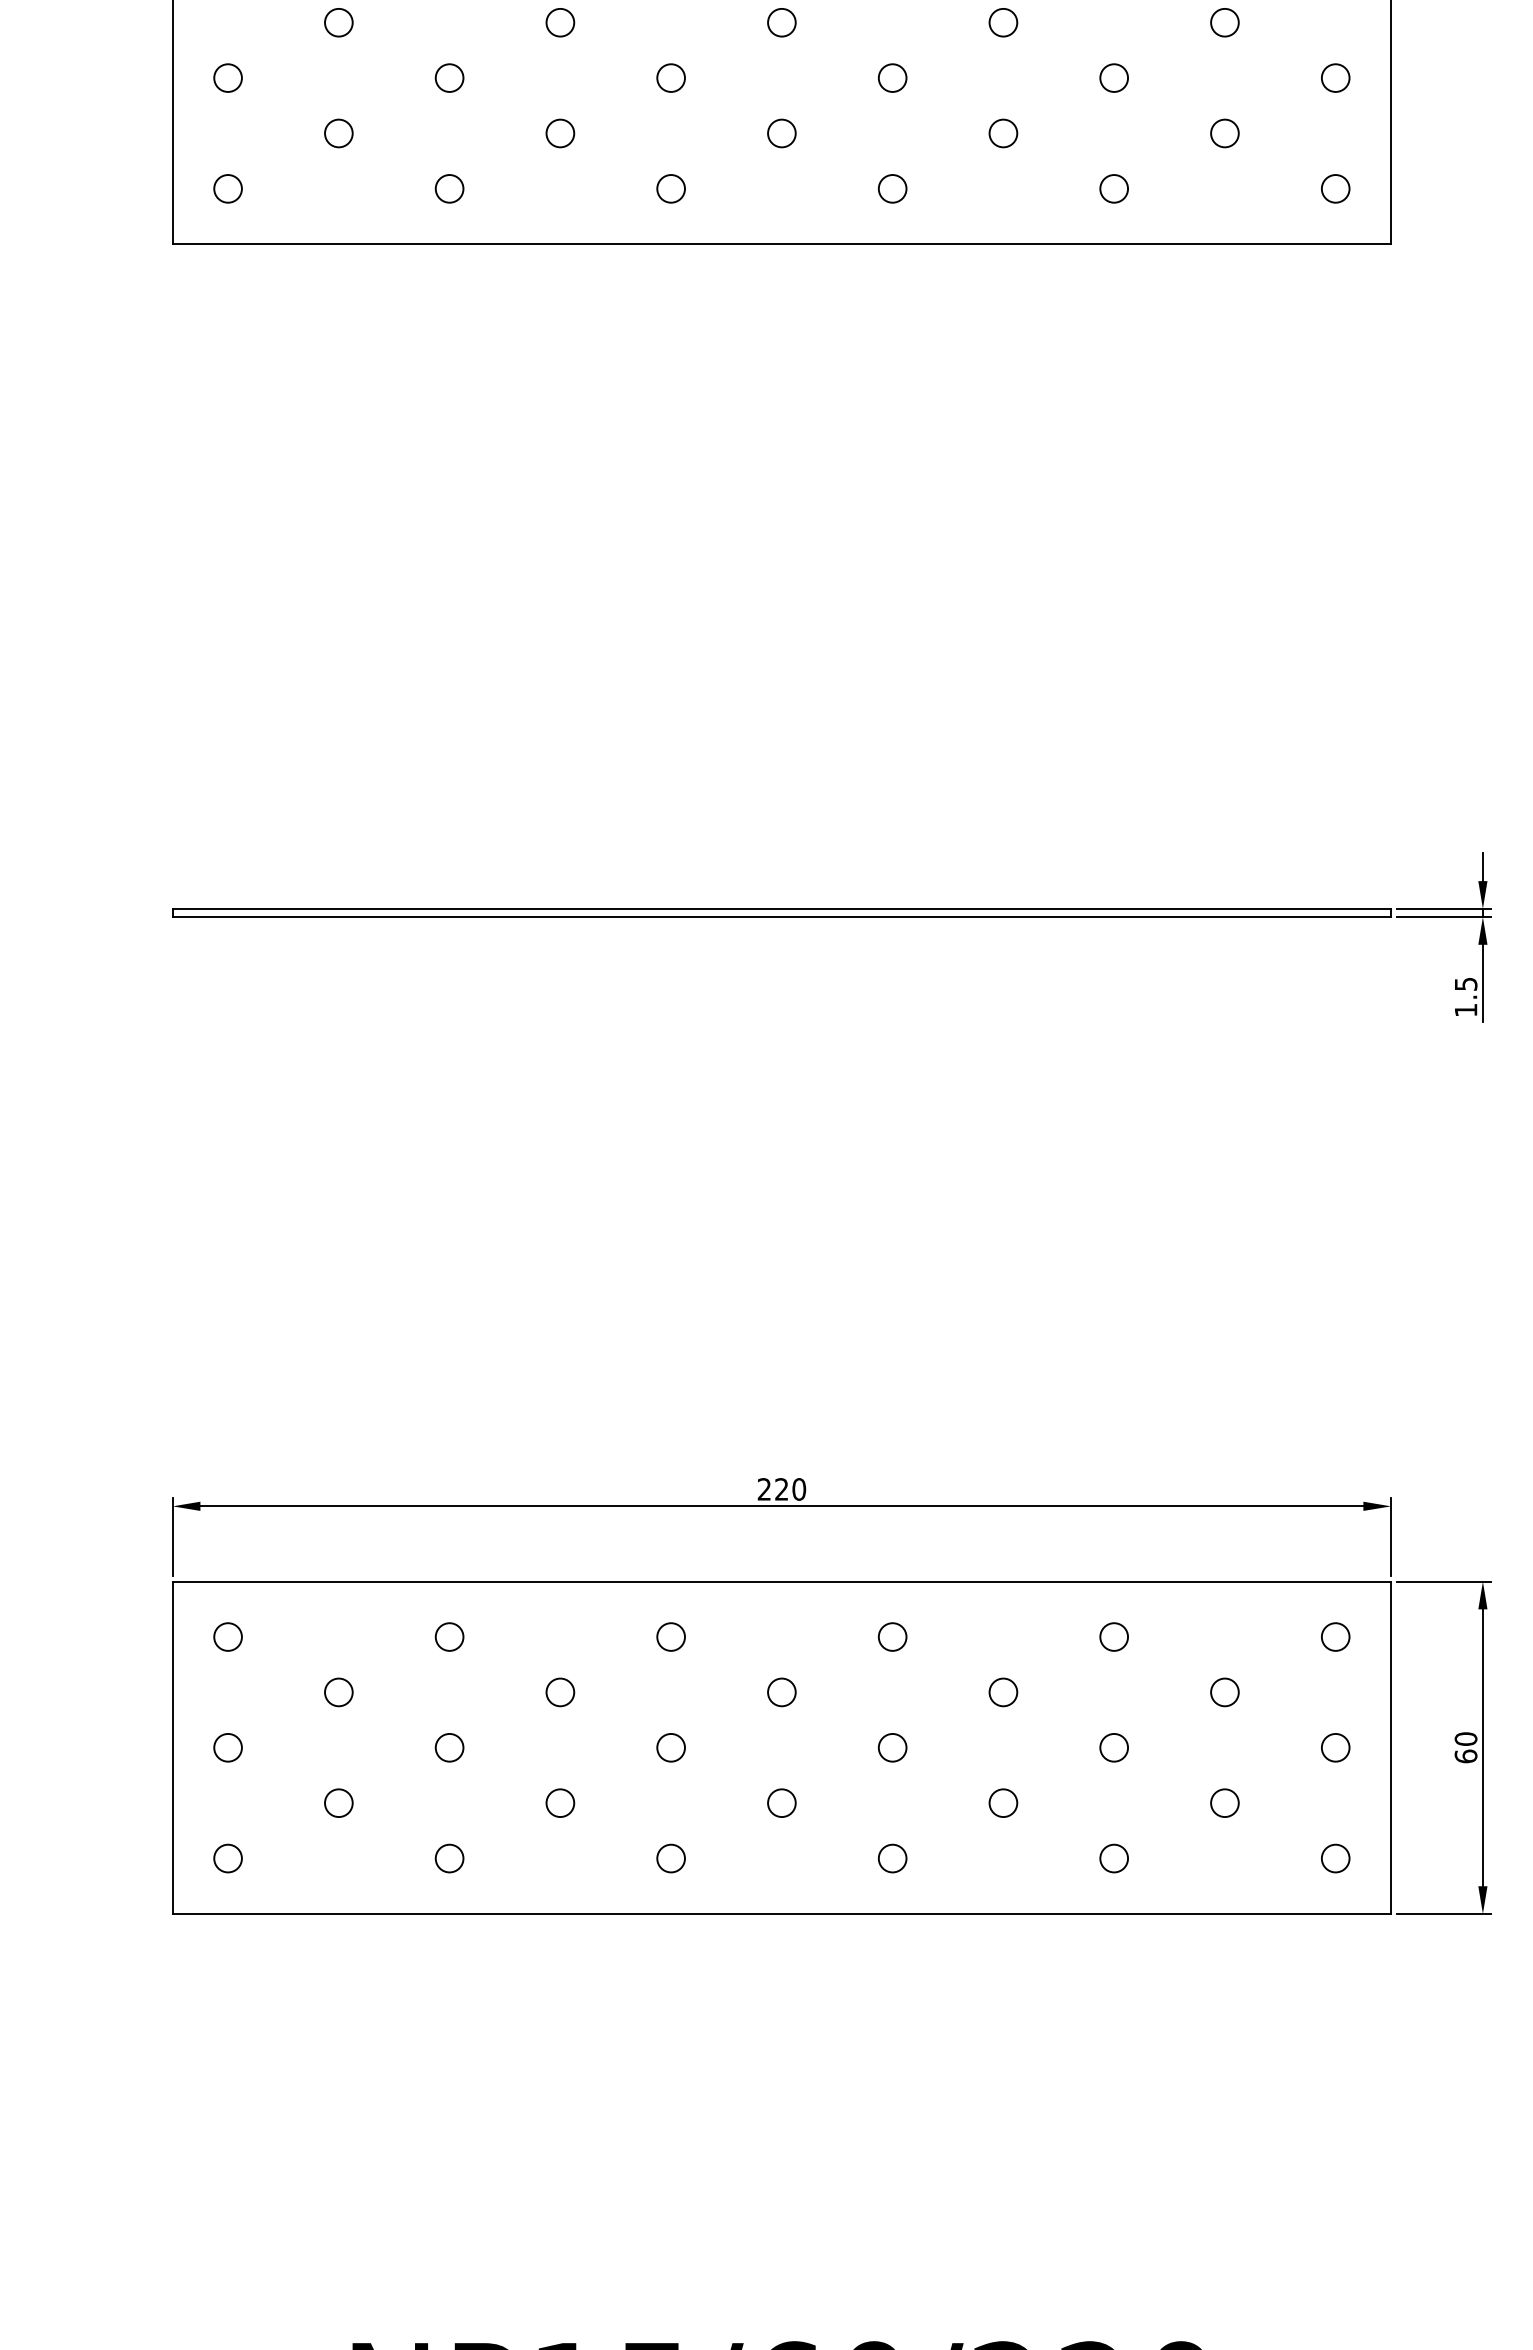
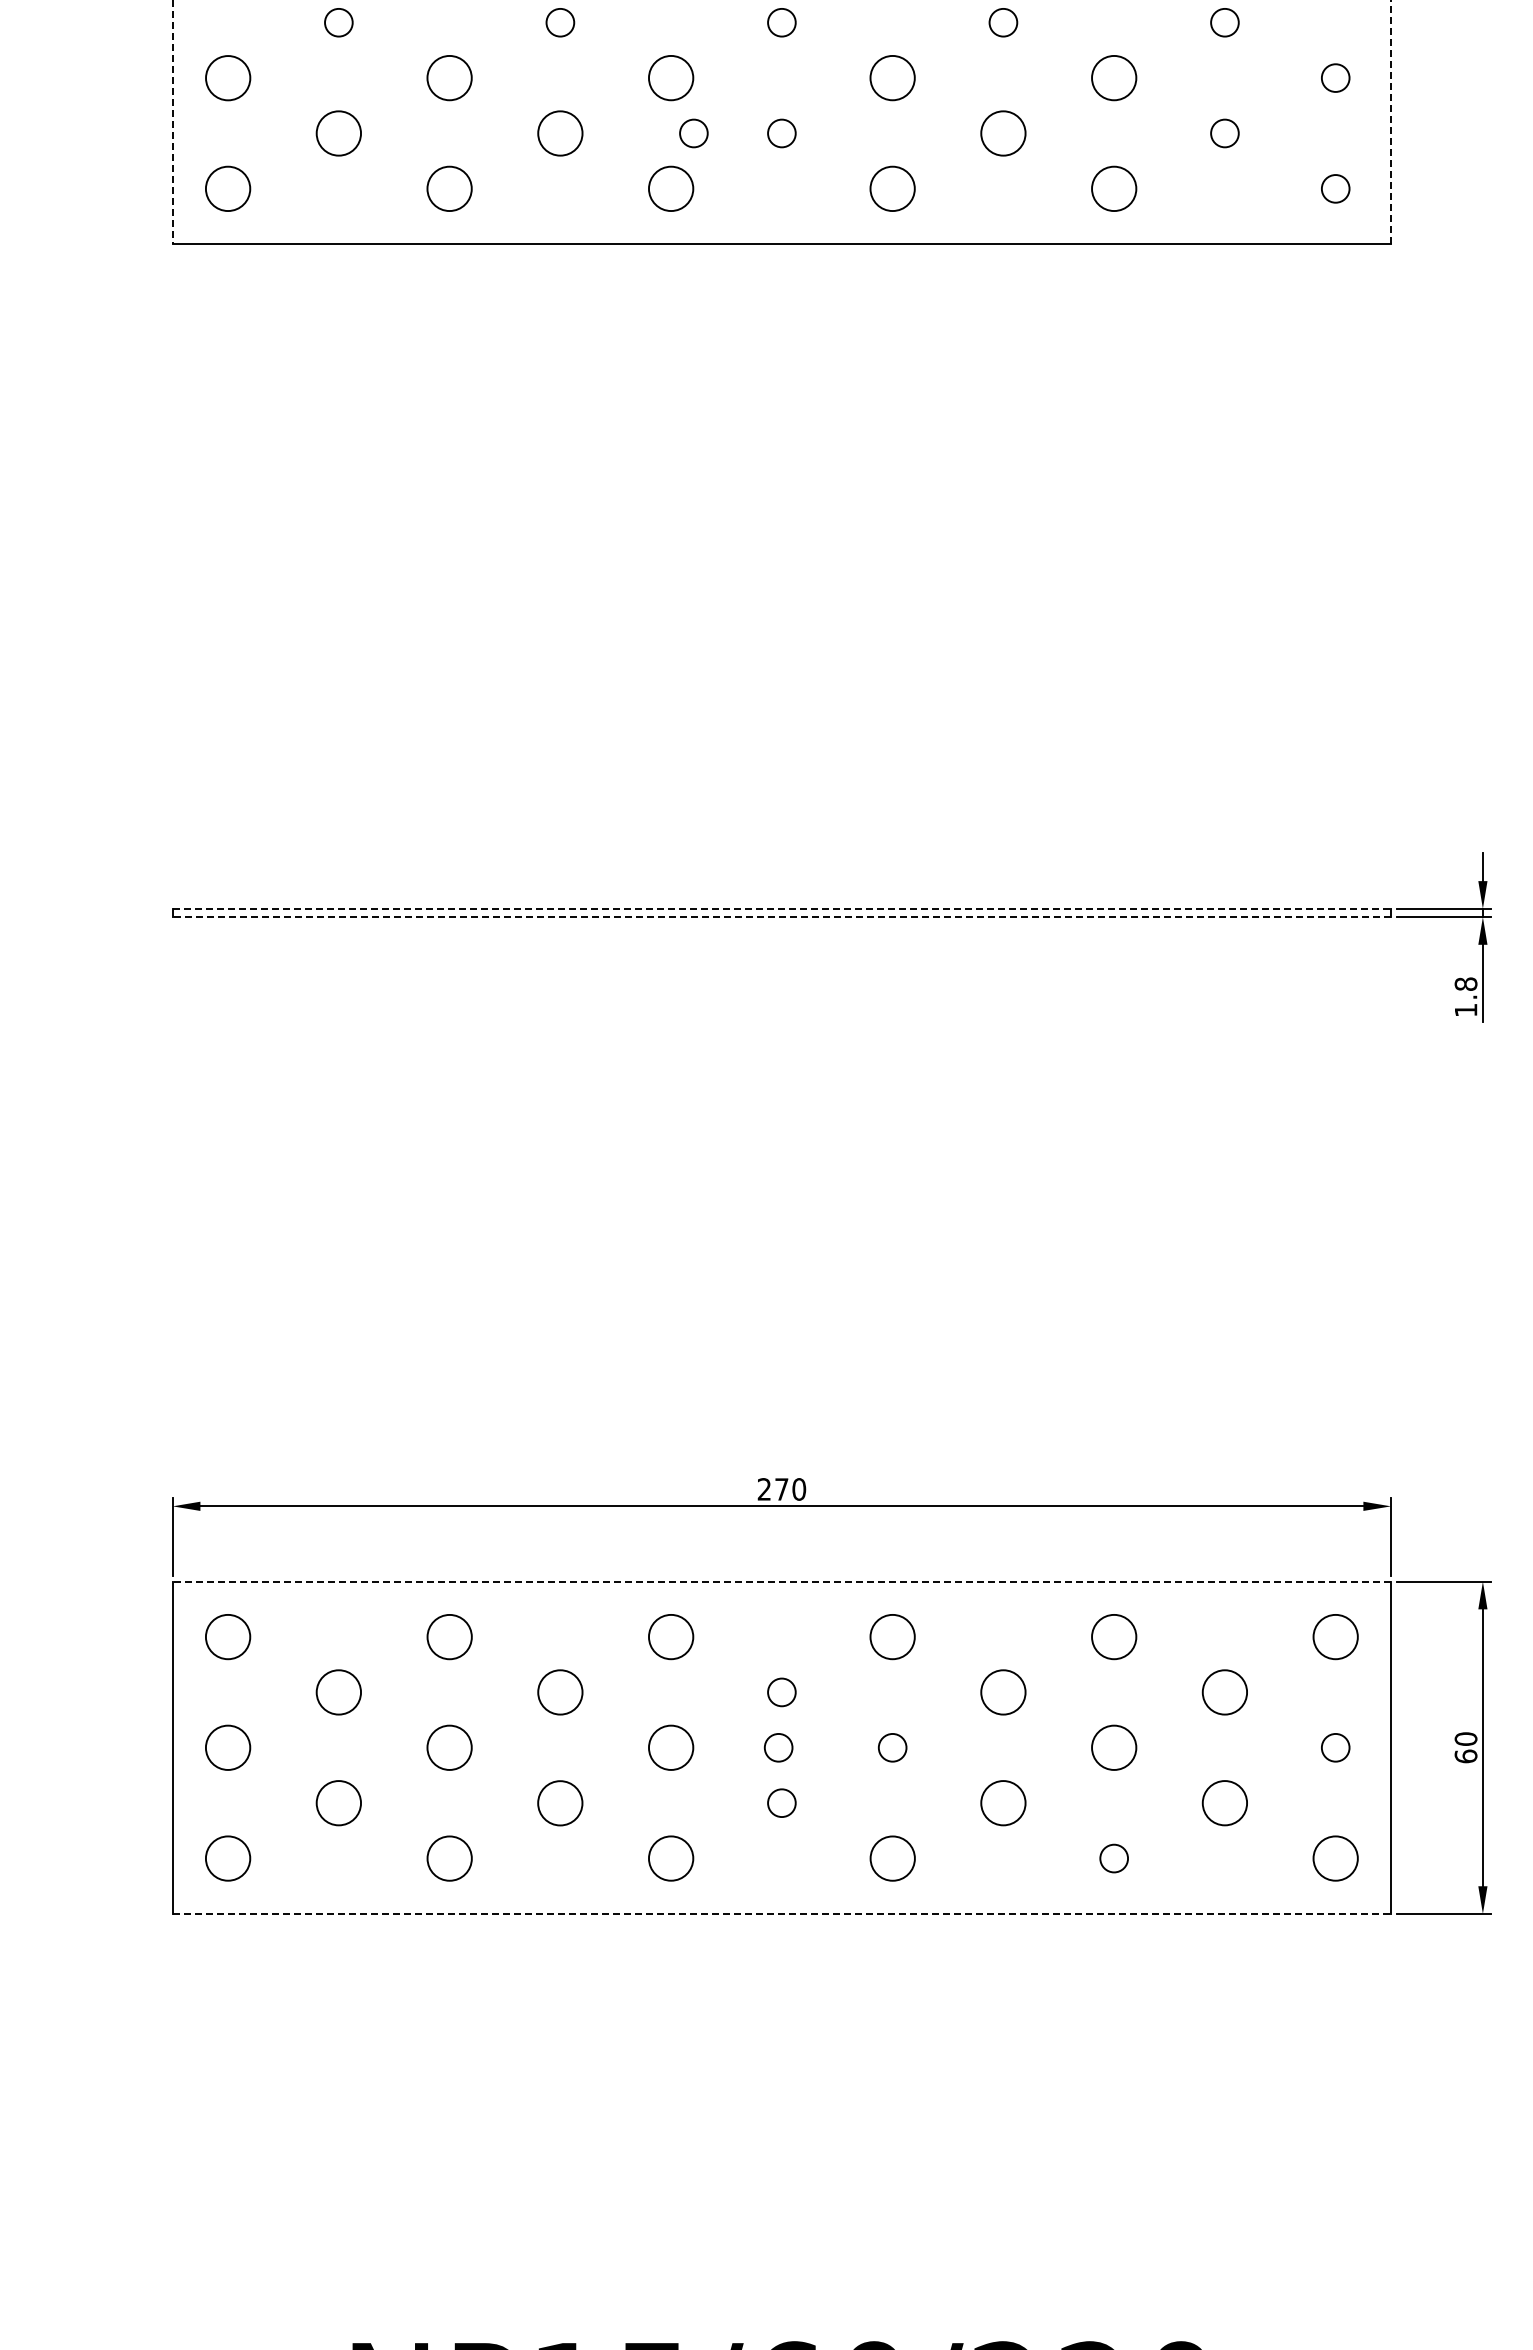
circle size: 30x30 px -> 47x47 px (228, 78)
circle diameter: 28 px -> 44 px (449, 77)
circle diameter: 28 px -> 44 px (671, 77)
circle diameter: 28 px -> 44 px (892, 77)
circle diameter: 28 px -> 44 px (1114, 77)
line: solid -> dashed (172, 122)
line: solid -> dashed (1391, 122)
circle diameter: 28 px -> 44 px (338, 133)
circle diameter: 28 px -> 44 px (560, 133)
circle: none -> present (693, 133)
circle diameter: 28 px -> 44 px (1003, 133)
circle diameter: 28 px -> 44 px (227, 188)
circle diameter: 28 px -> 44 px (449, 188)
circle diameter: 28 px -> 44 px (671, 188)
circle diameter: 28 px -> 44 px (892, 188)
circle diameter: 28 px -> 44 px (1114, 188)
line: solid -> dashed (782, 908)
line: solid -> dashed (781, 917)
text: 1.5 -> 1.8 (1465, 983)
text: 220 -> 270 (781, 1489)
line: solid -> dashed (781, 1581)
circle diameter: 28 px -> 44 px (227, 1636)
circle size: 31x30 px -> 47x47 px (449, 1637)
circle diameter: 28 px -> 44 px (671, 1636)
circle diameter: 28 px -> 44 px (892, 1636)
circle diameter: 28 px -> 44 px (1114, 1636)
circle diameter: 28 px -> 44 px (1335, 1636)
circle diameter: 28 px -> 44 px (338, 1692)
circle diameter: 28 px -> 44 px (560, 1692)
circle diameter: 28 px -> 44 px (1003, 1692)
circle diameter: 28 px -> 44 px (1224, 1692)
circle diameter: 28 px -> 44 px (227, 1747)
circle diameter: 28 px -> 44 px (449, 1747)
circle diameter: 28 px -> 44 px (671, 1747)
circle: none -> present (778, 1747)
circle diameter: 28 px -> 44 px (1114, 1747)
circle size: 31x30 px -> 47x47 px (560, 1803)
circle diameter: 28 px -> 44 px (338, 1803)
circle diameter: 28 px -> 44 px (1003, 1803)
circle diameter: 28 px -> 44 px (1224, 1803)
circle diameter: 28 px -> 44 px (227, 1858)
circle size: 31x31 px -> 47x47 px (449, 1858)
circle diameter: 28 px -> 44 px (671, 1858)
circle size: 31x31 px -> 47x47 px (892, 1858)
circle diameter: 28 px -> 44 px (1335, 1858)
line: solid -> dashed (782, 1913)
